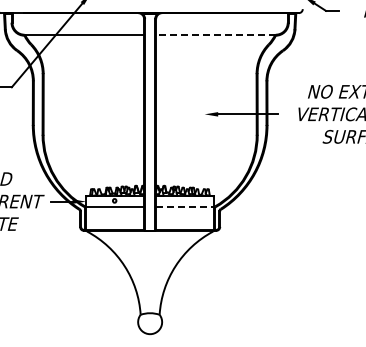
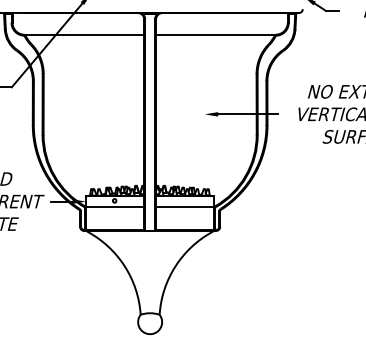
line: dashed -> solid (215, 34)
line: dashed -> solid (185, 206)
